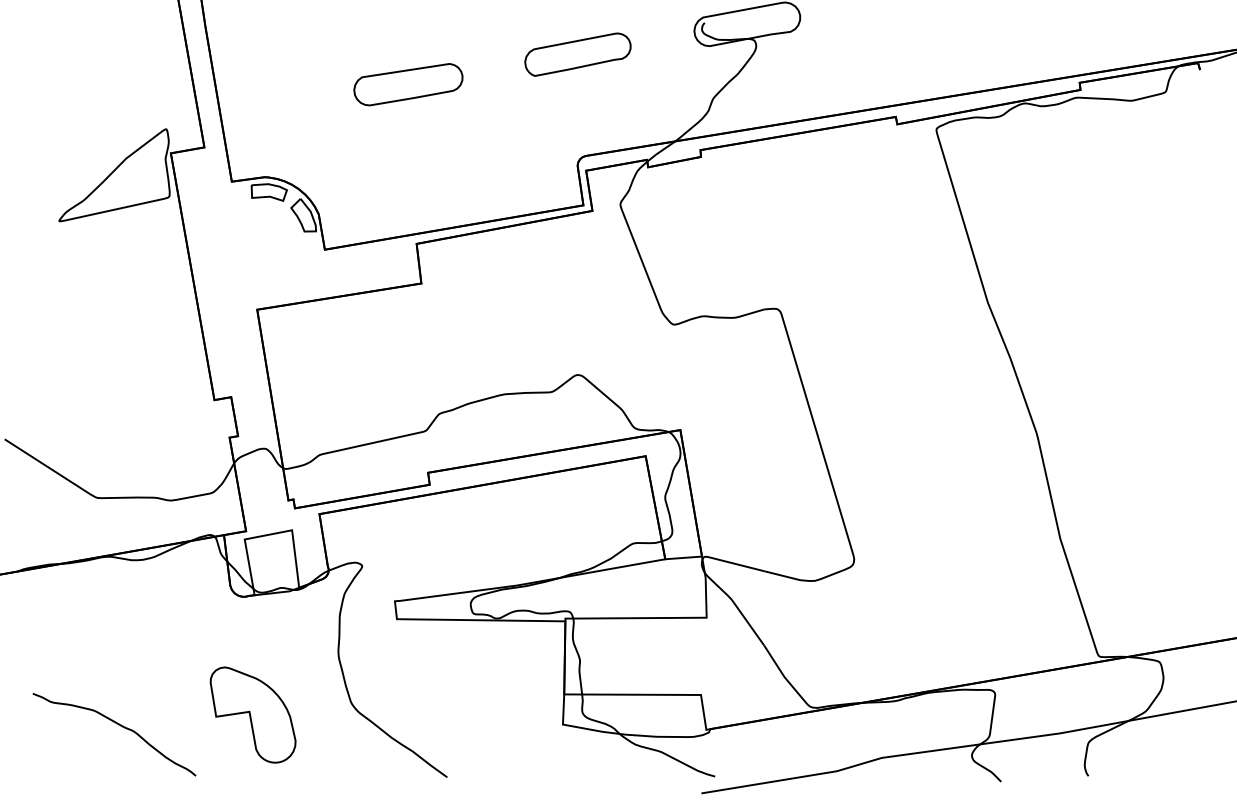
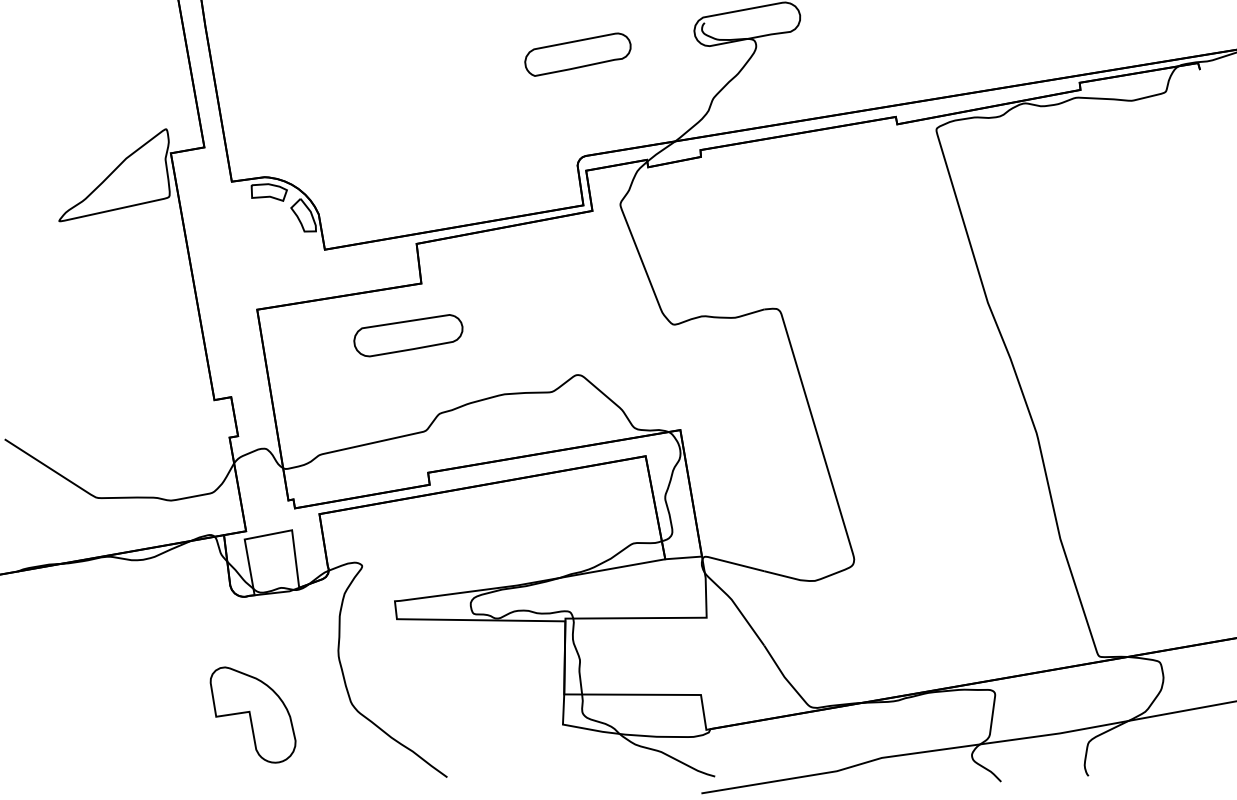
part position: (408, 84) -> (408, 335) (408, 335)
curve: present -> none (118, 725)
